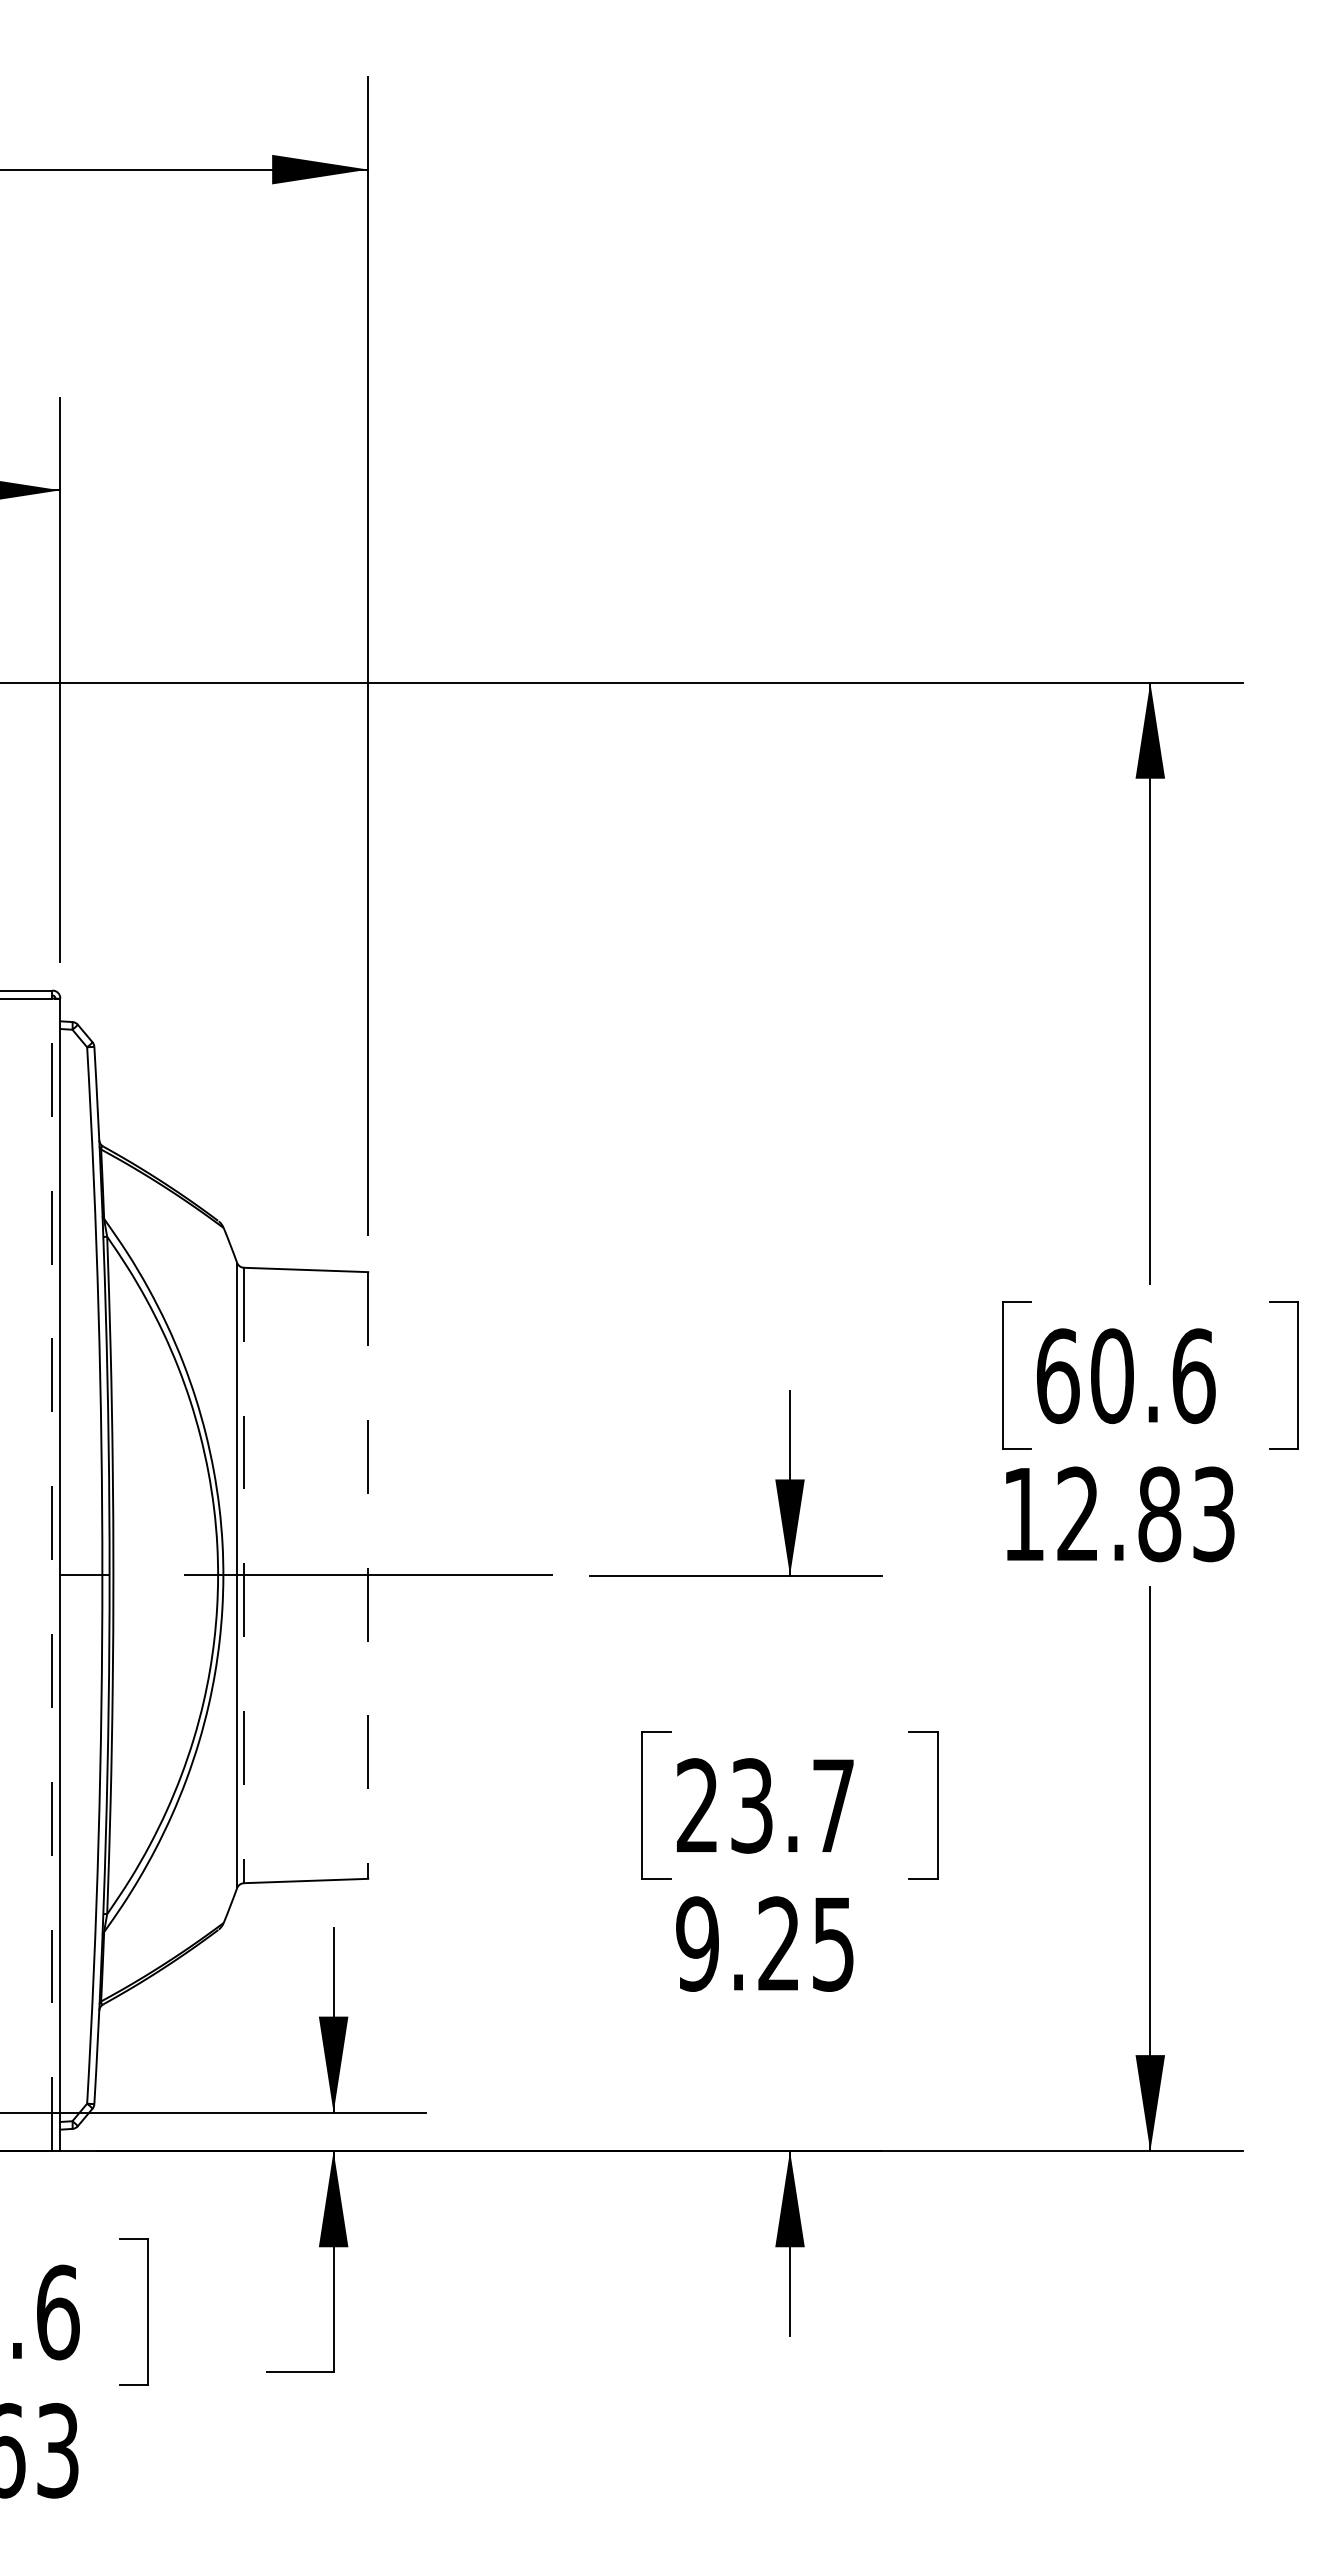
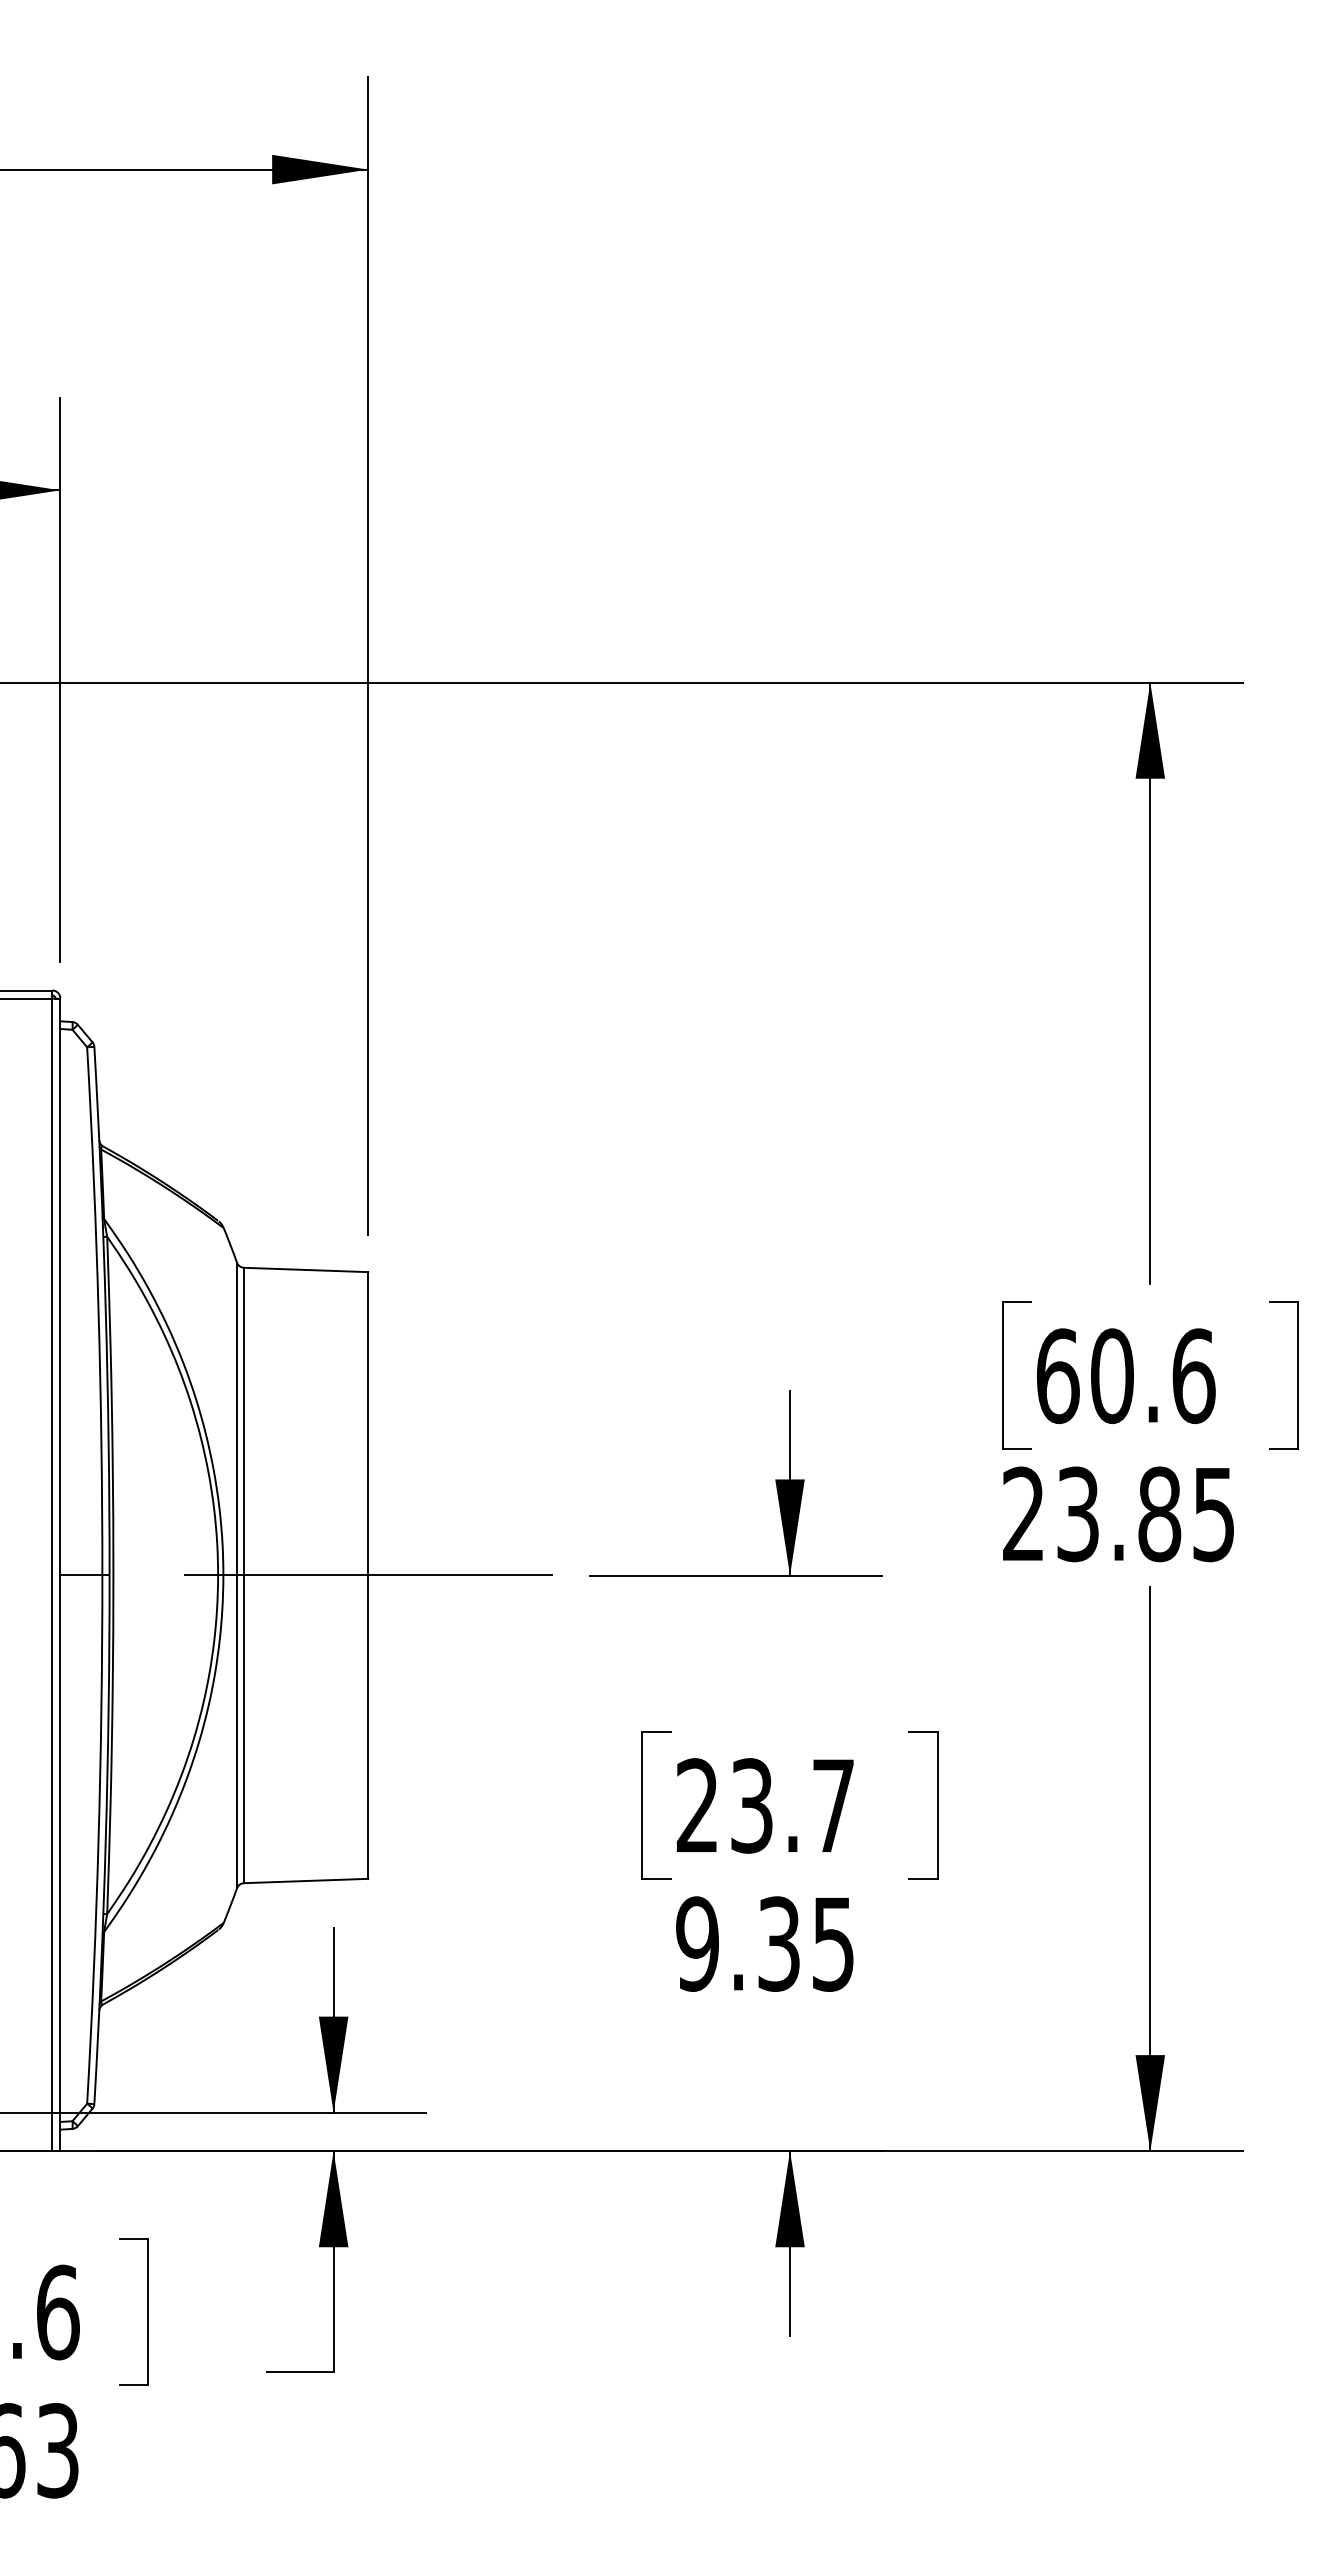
text: 12.83 -> 23.85 (1118, 1514)
line: dashed -> solid (52, 1574)
line: dashed -> solid (244, 1575)
line: dashed -> solid (368, 1575)
text: 9.25 -> 9.35 (778, 1943)
